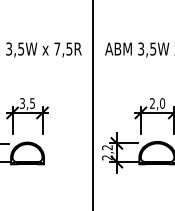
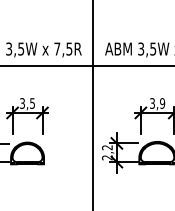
line: none -> present (86, 66)
text: 2,0 -> 3,9 (157, 103)
